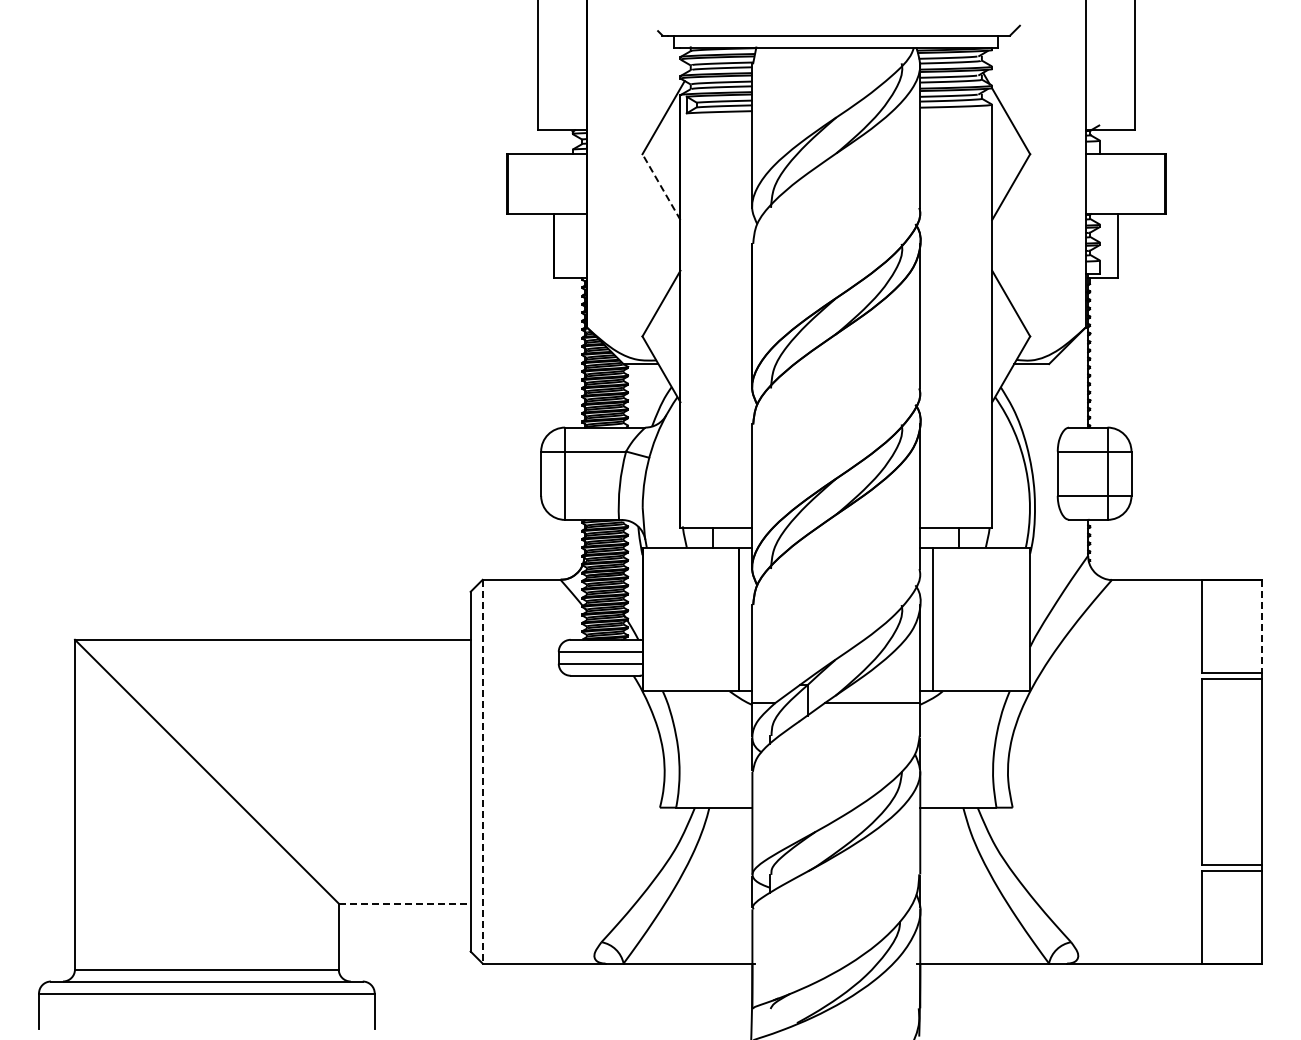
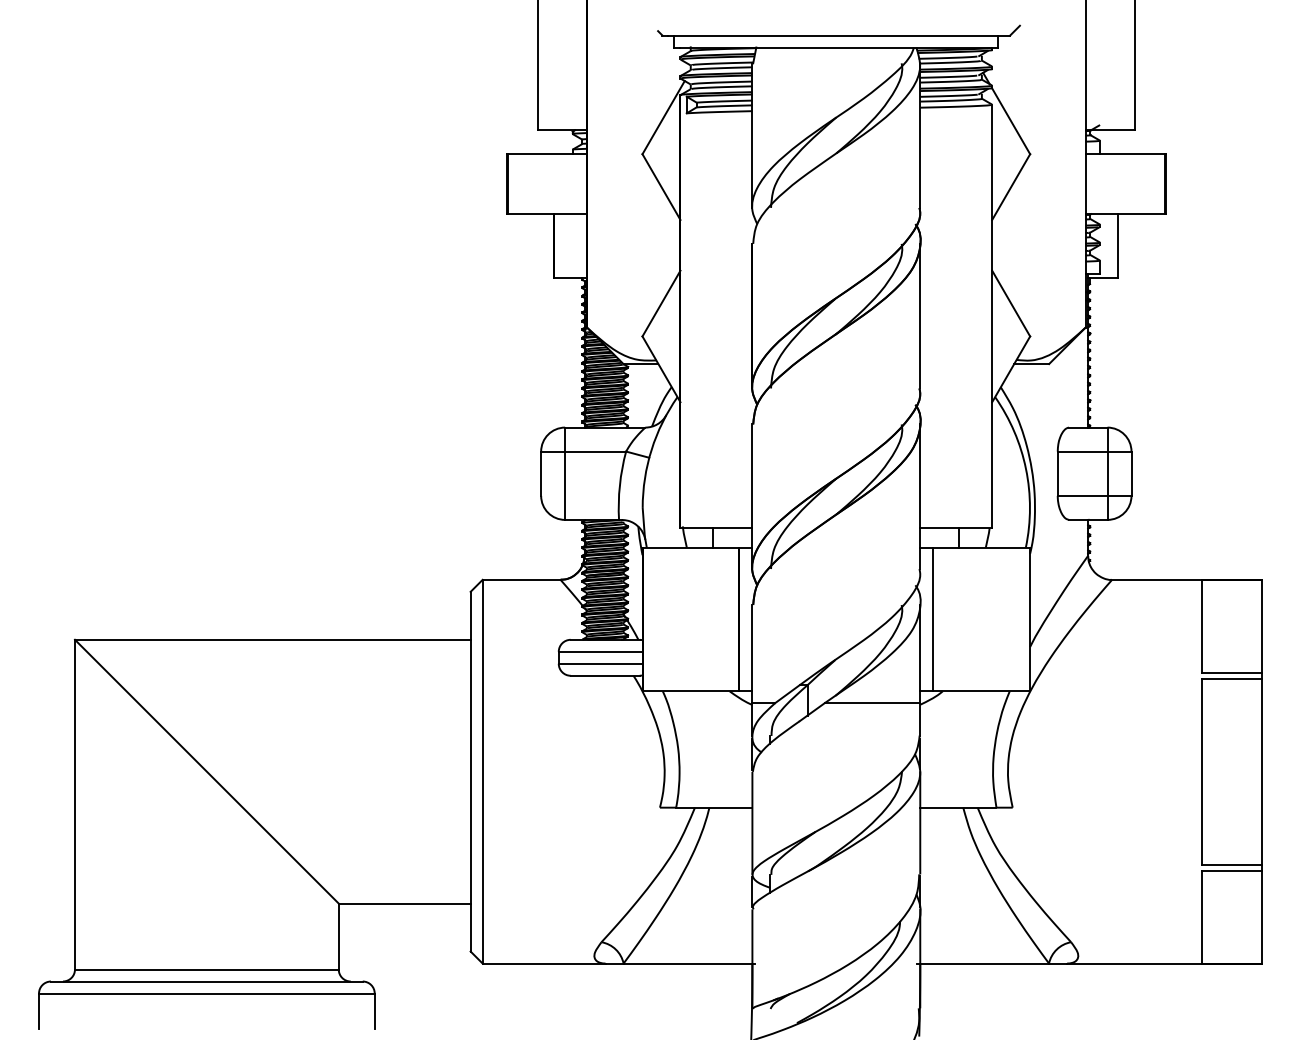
line: dashed -> solid (661, 187)
line: dashed -> solid (1261, 626)
line: dashed -> solid (482, 771)
line: dashed -> solid (404, 903)
